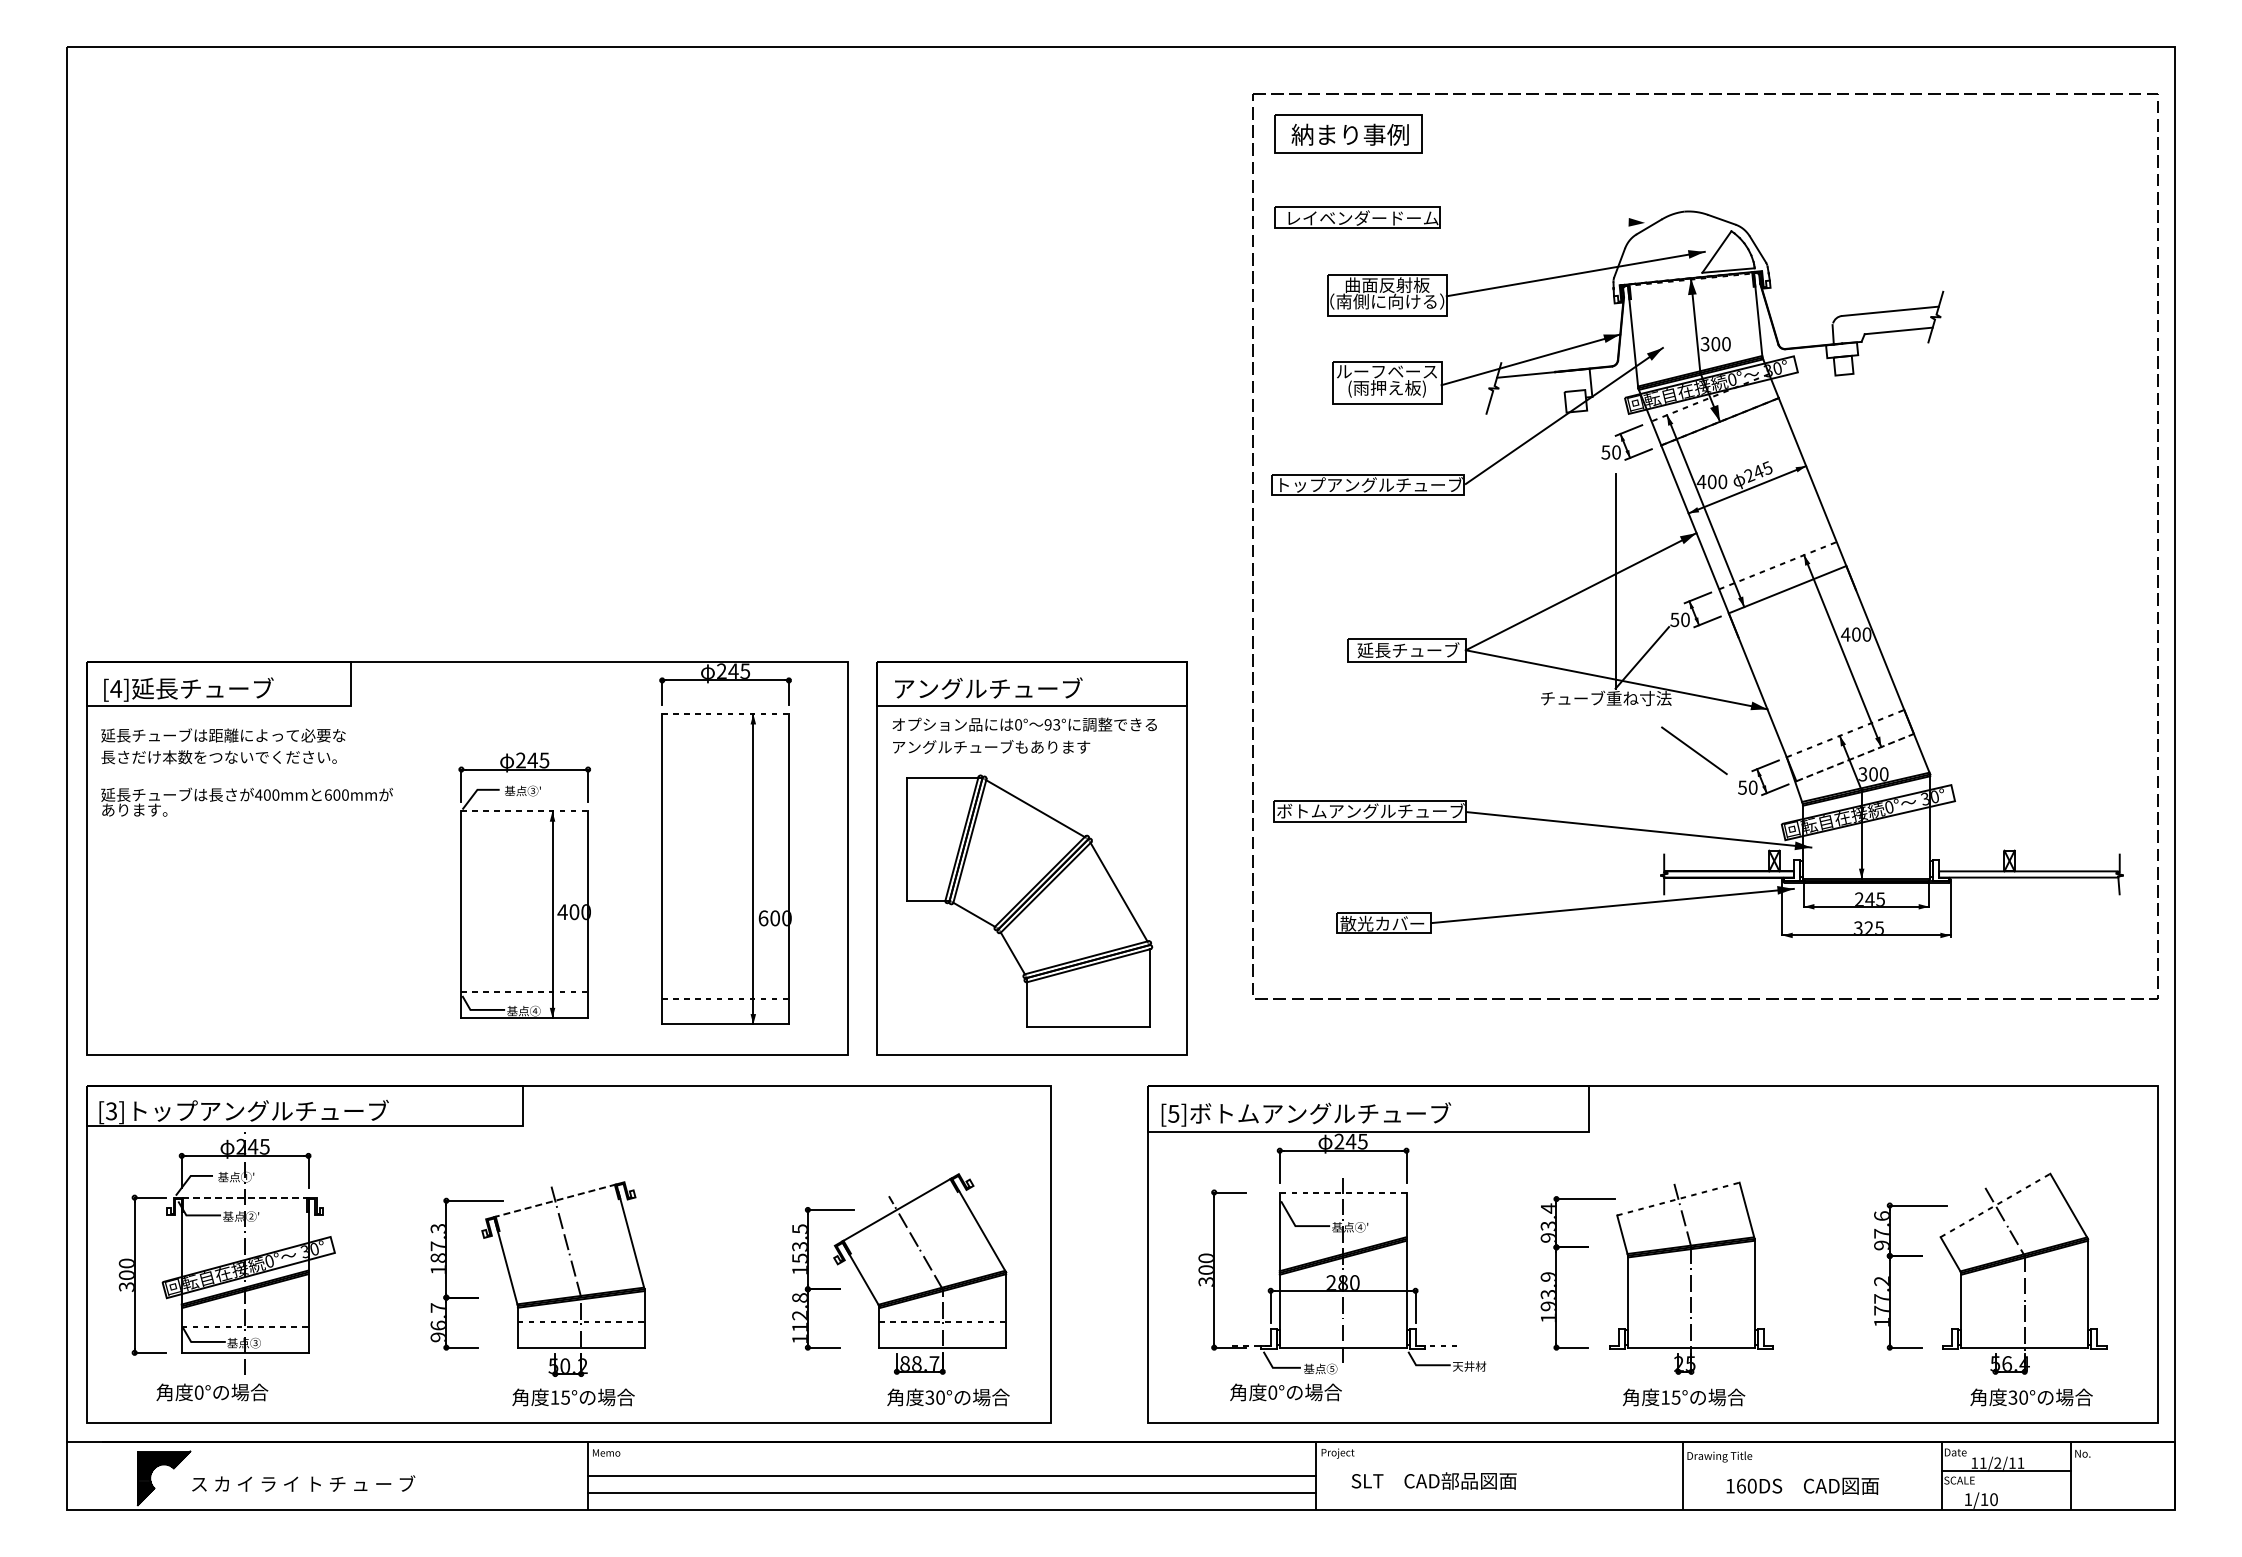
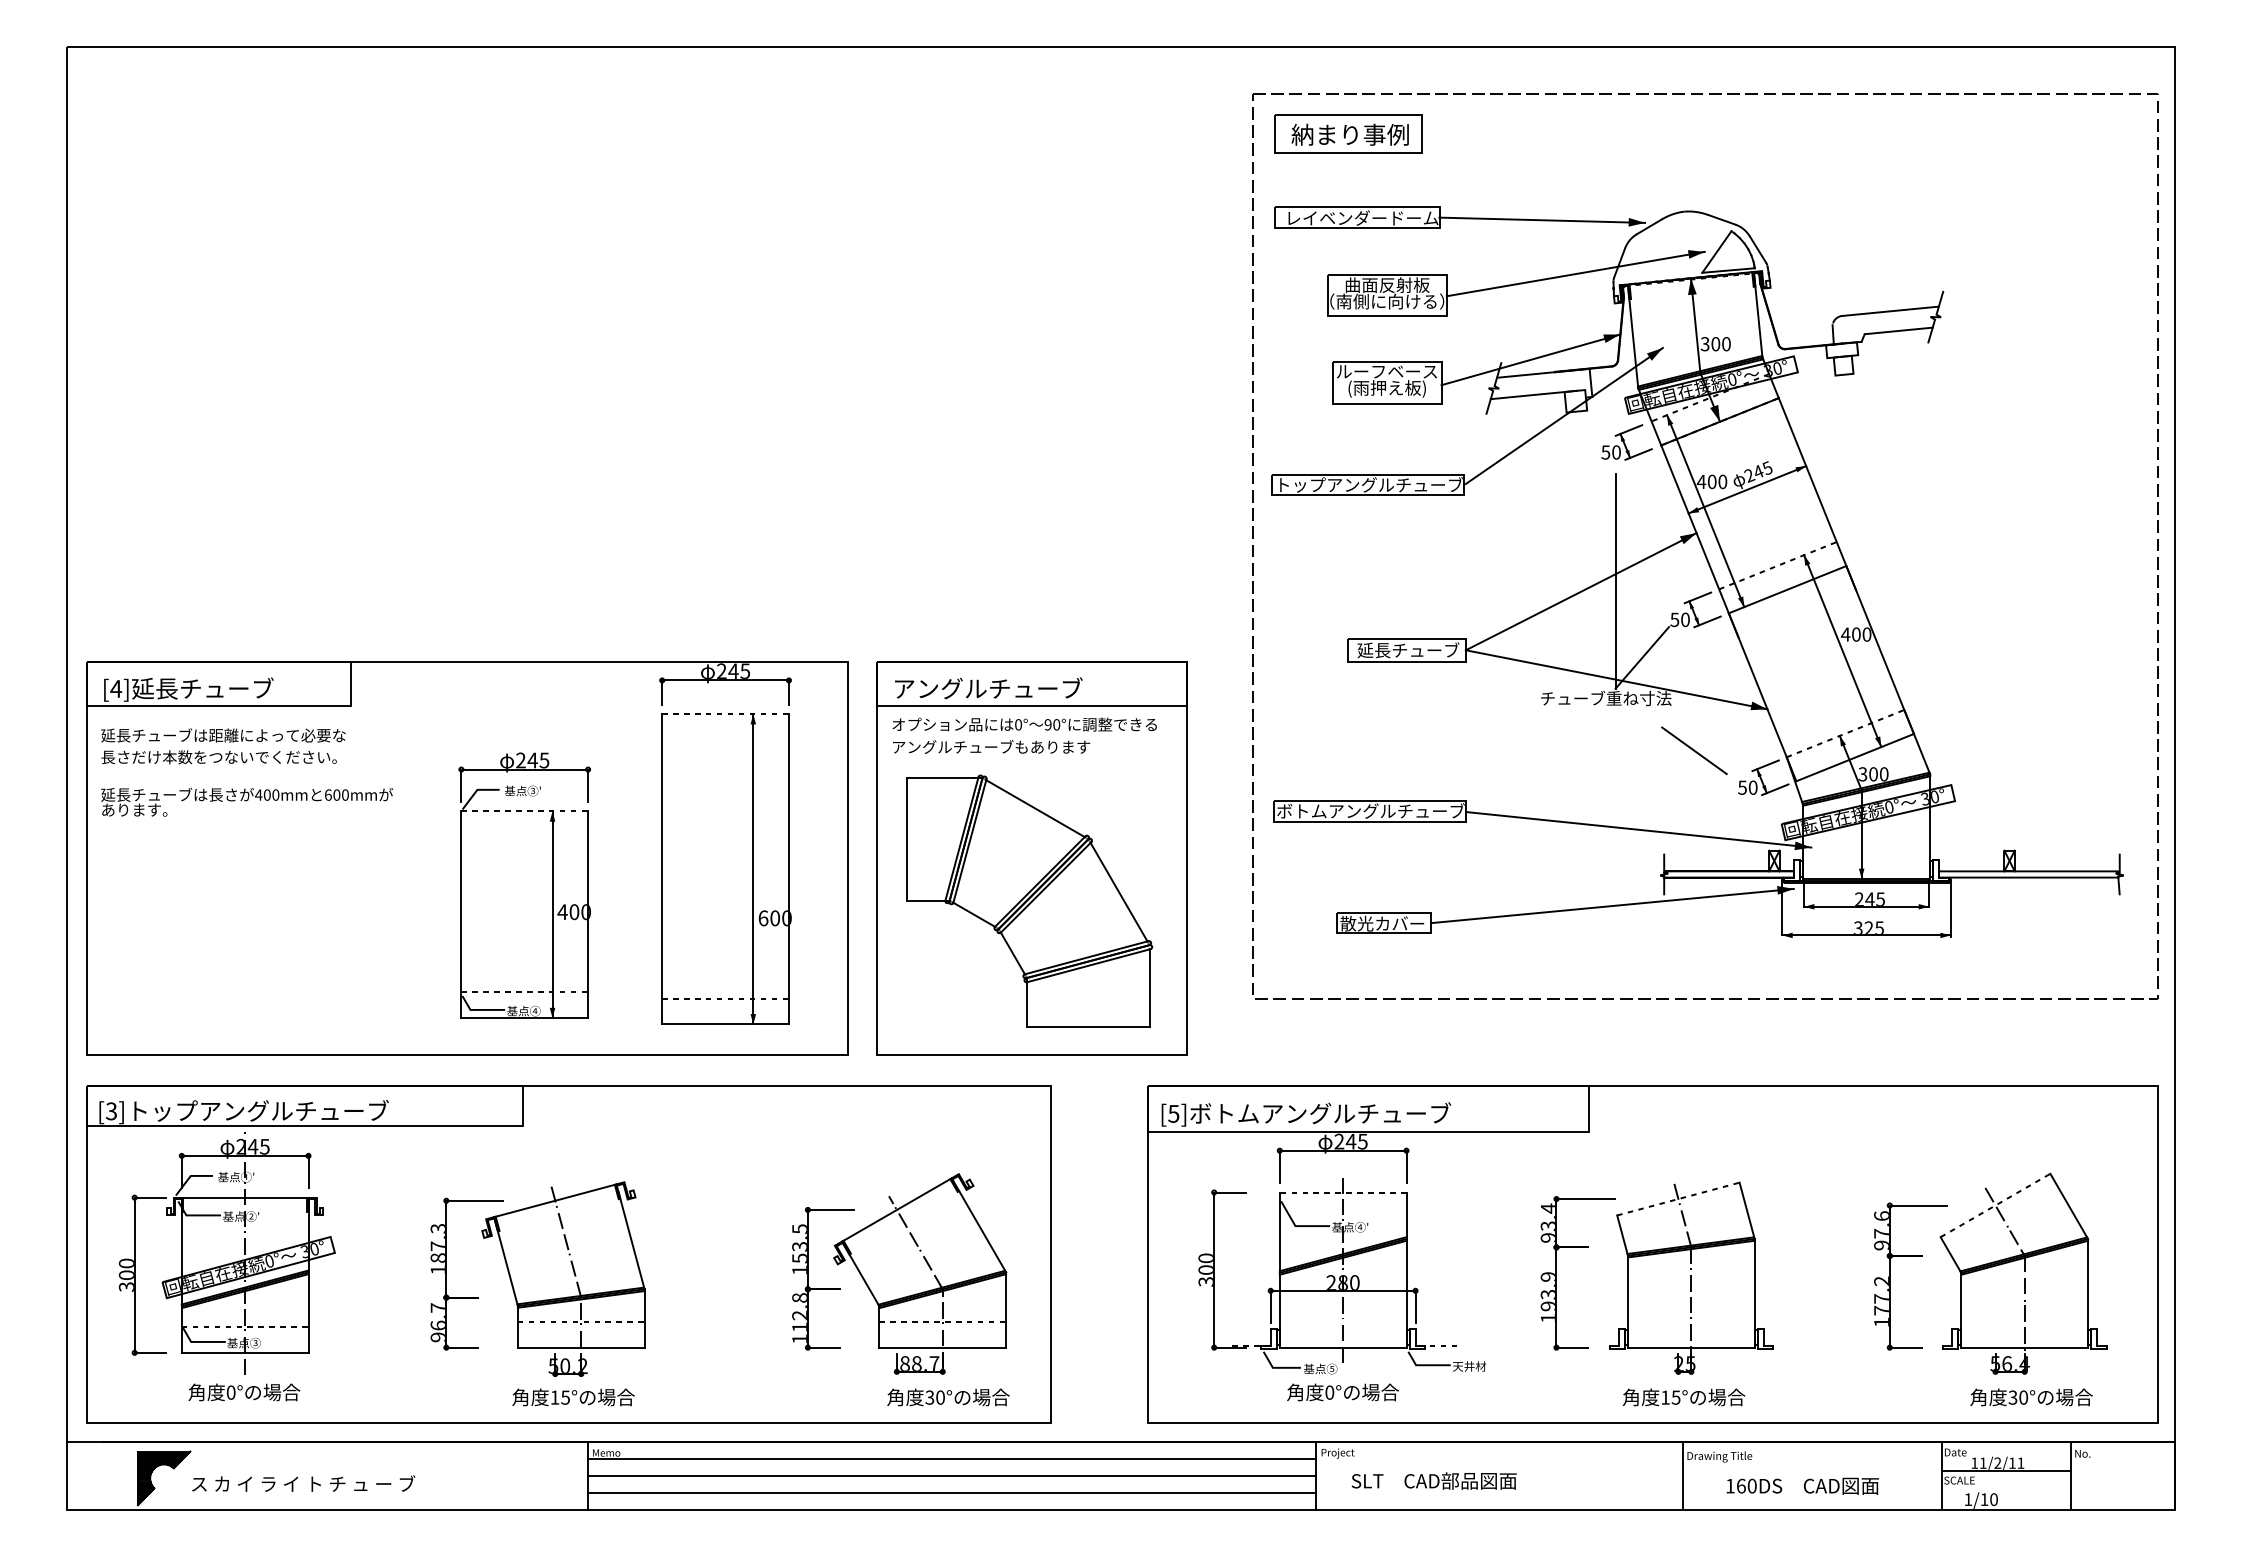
line: none -> present (1542, 219)
line: none -> present (1533, 394)
text: 93° -> 90° (1056, 724)
line: dashed -> solid (1855, 757)
line: dashed -> solid (245, 1197)
line: dashed -> solid (554, 1200)
text position: (212, 1392) -> (244, 1392) (244, 1392)
text position: (1285, 1392) -> (1342, 1392) (1342, 1392)
line: none -> present (951, 1459)
